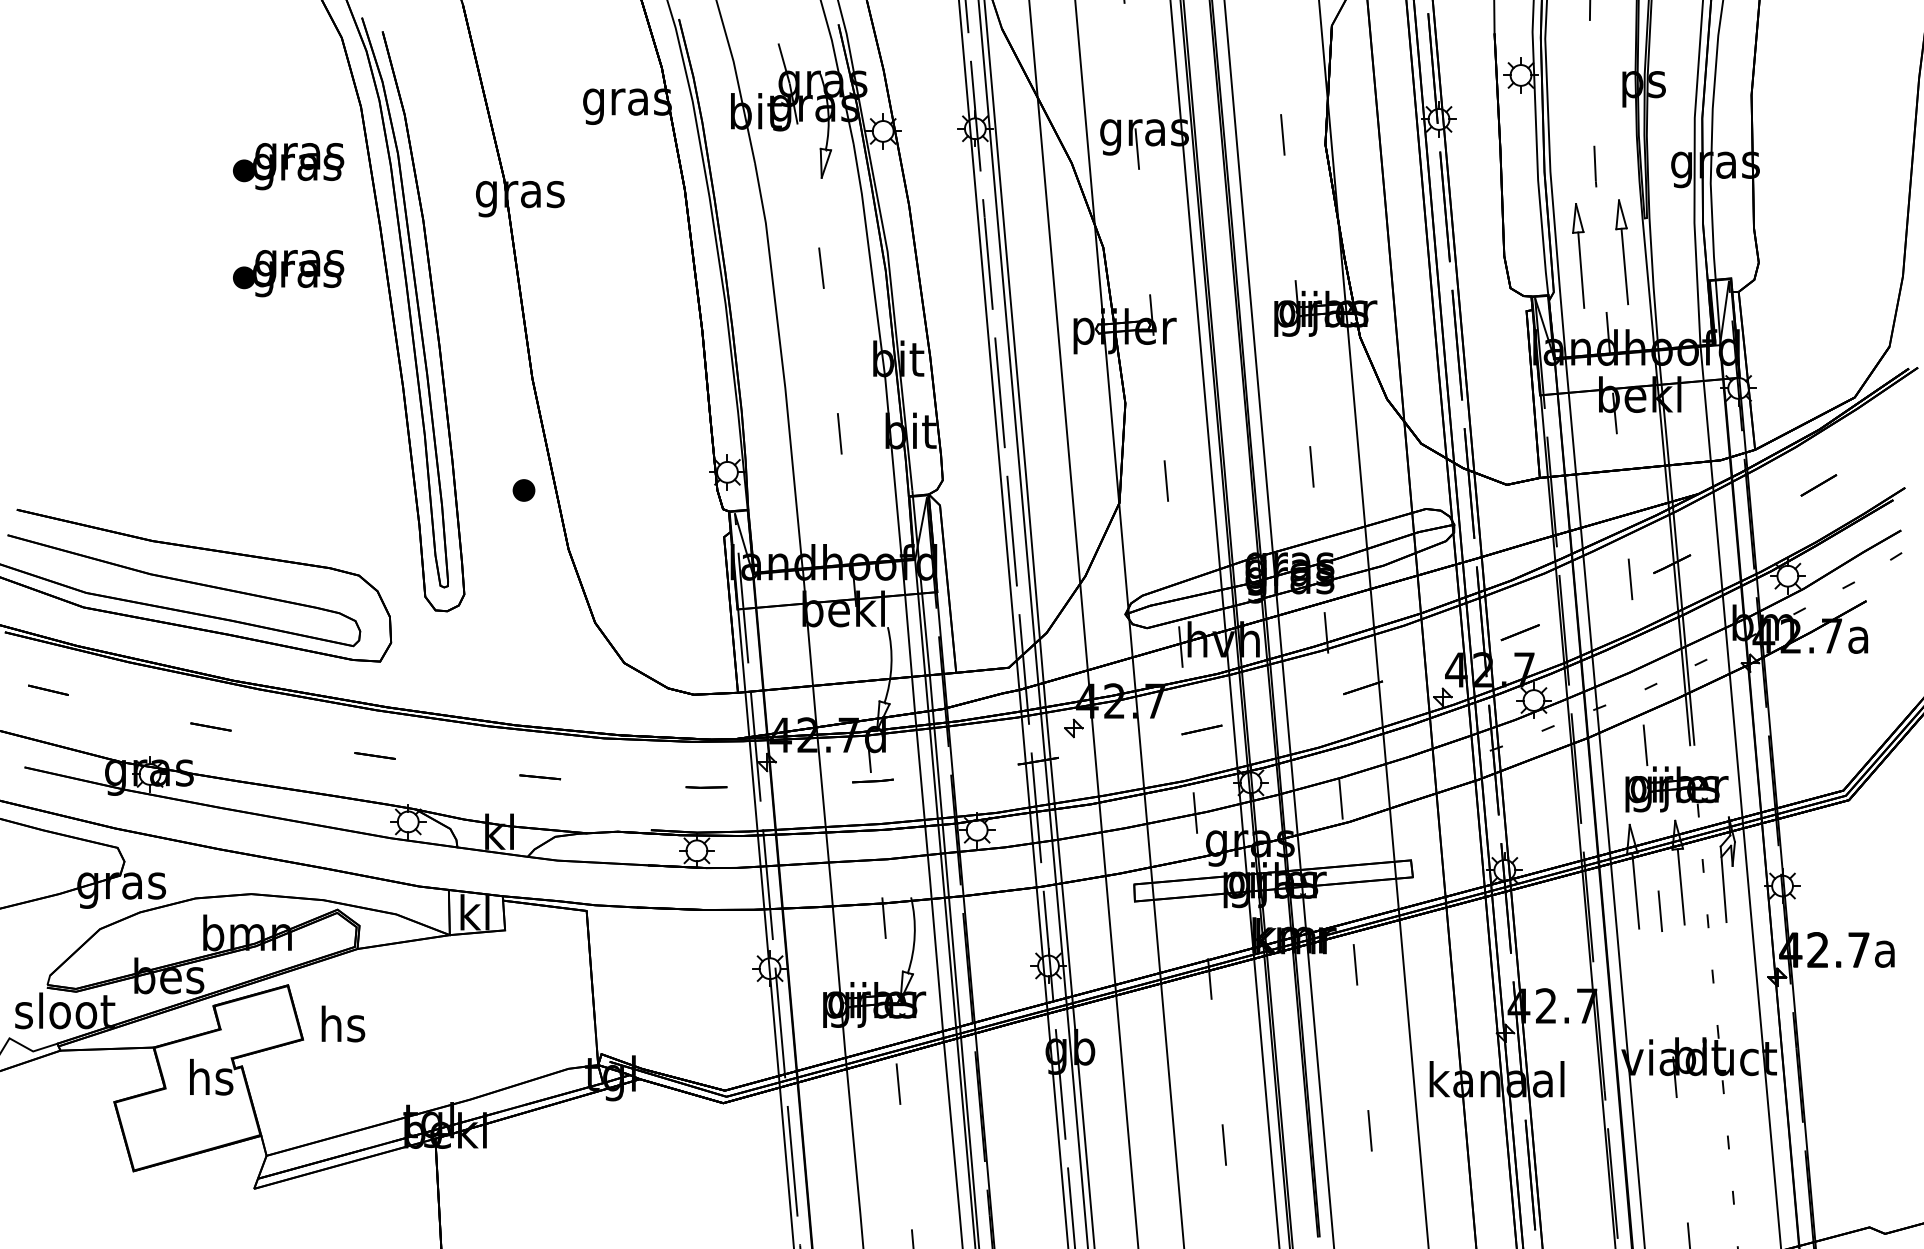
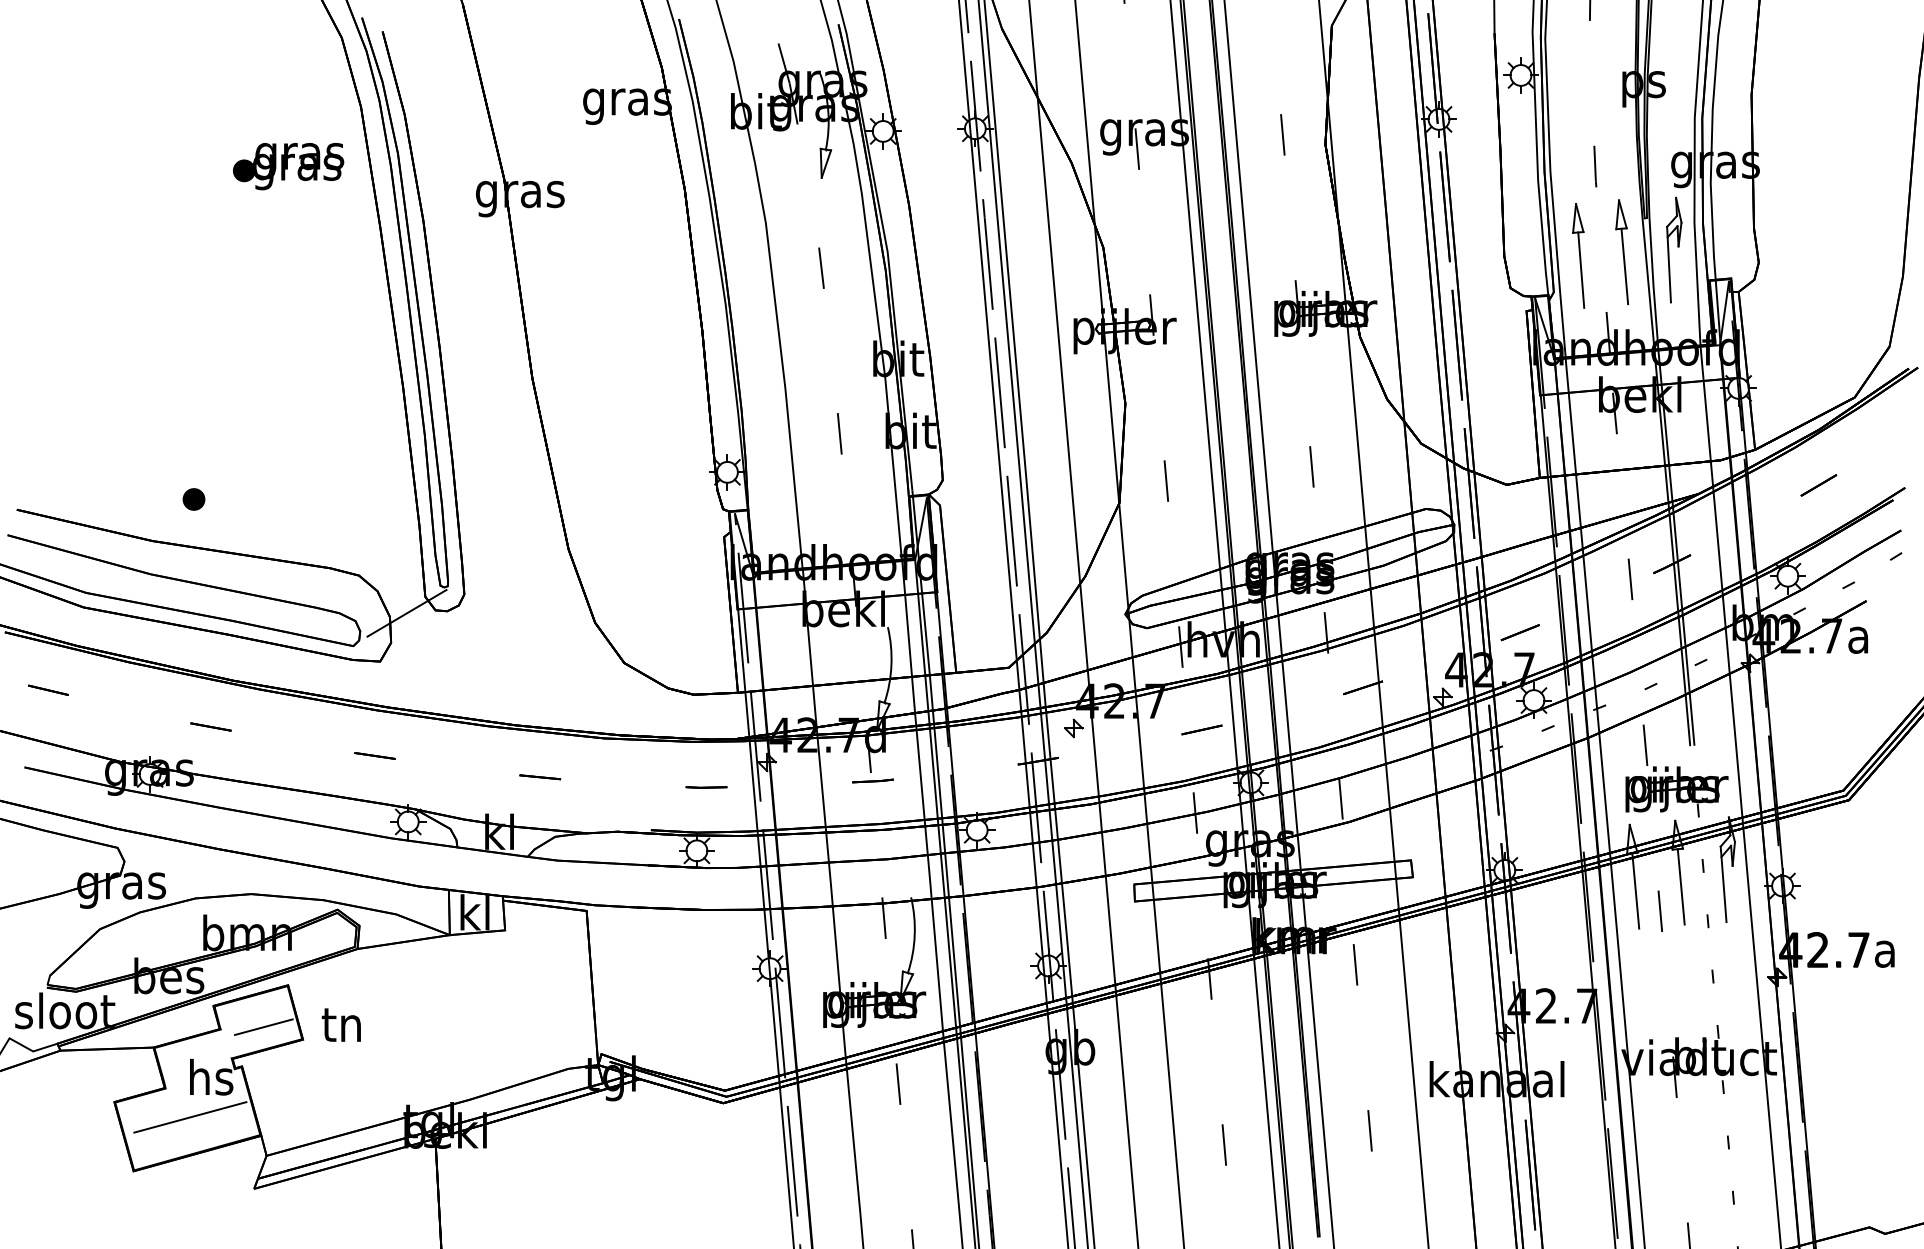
part: none -> present (1674, 249)
part: present -> none (288, 273)
part position: (523, 490) -> (193, 499) (193, 499)
line: none -> present (406, 612)
text: hs -> tn (343, 1023)
line: none -> present (263, 1026)
line: none -> present (190, 1117)
